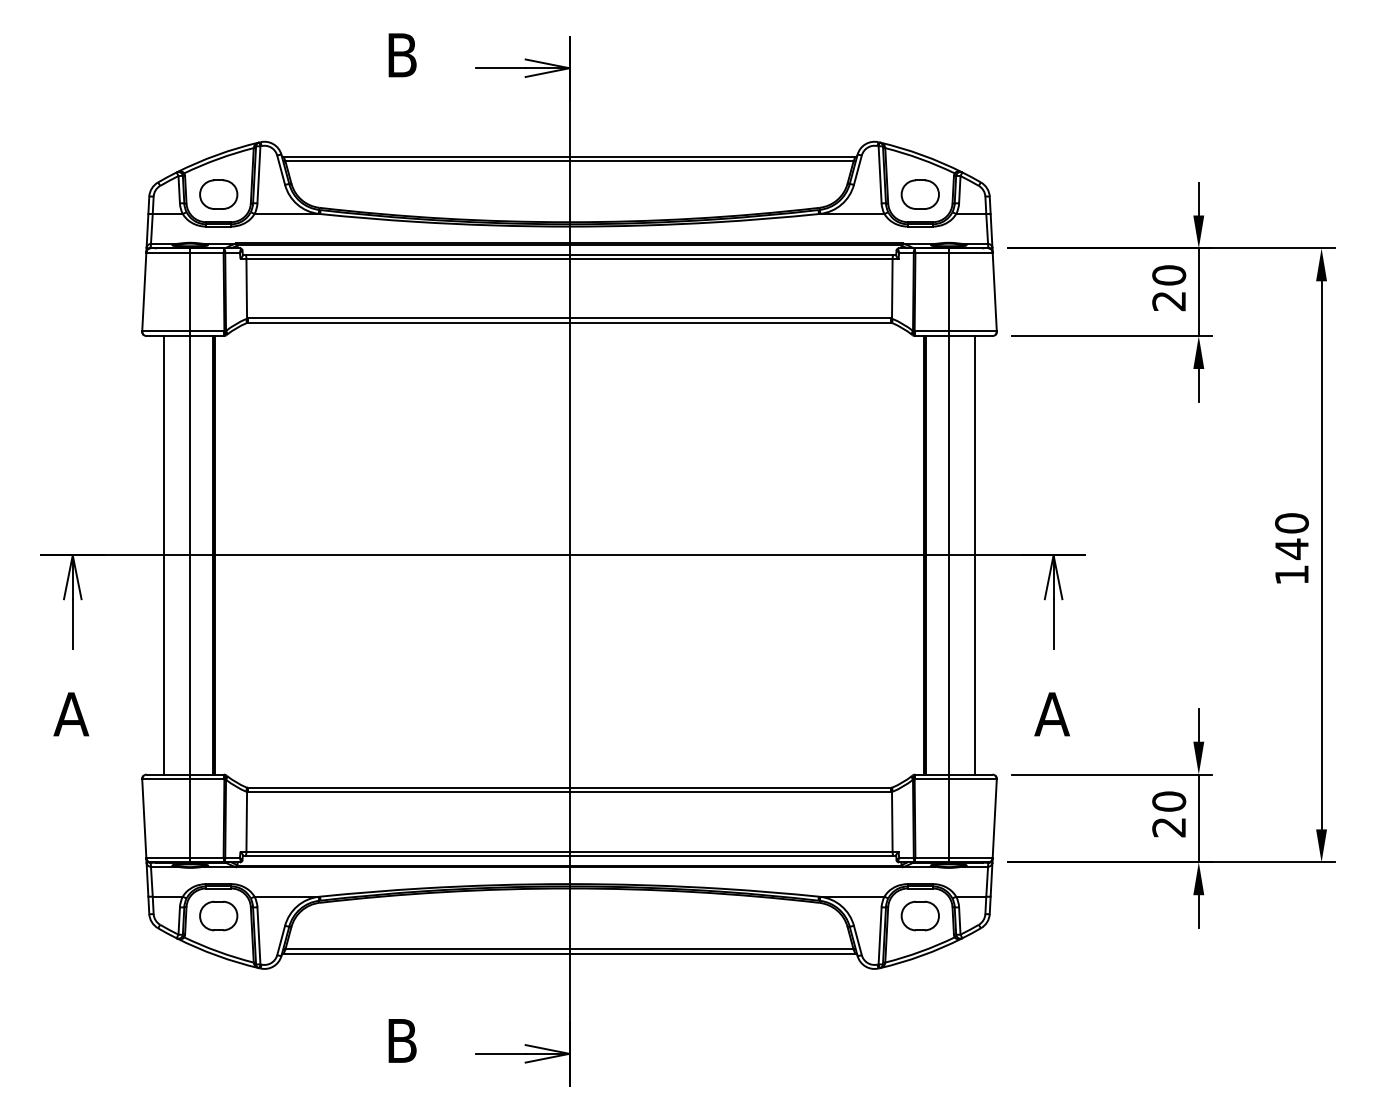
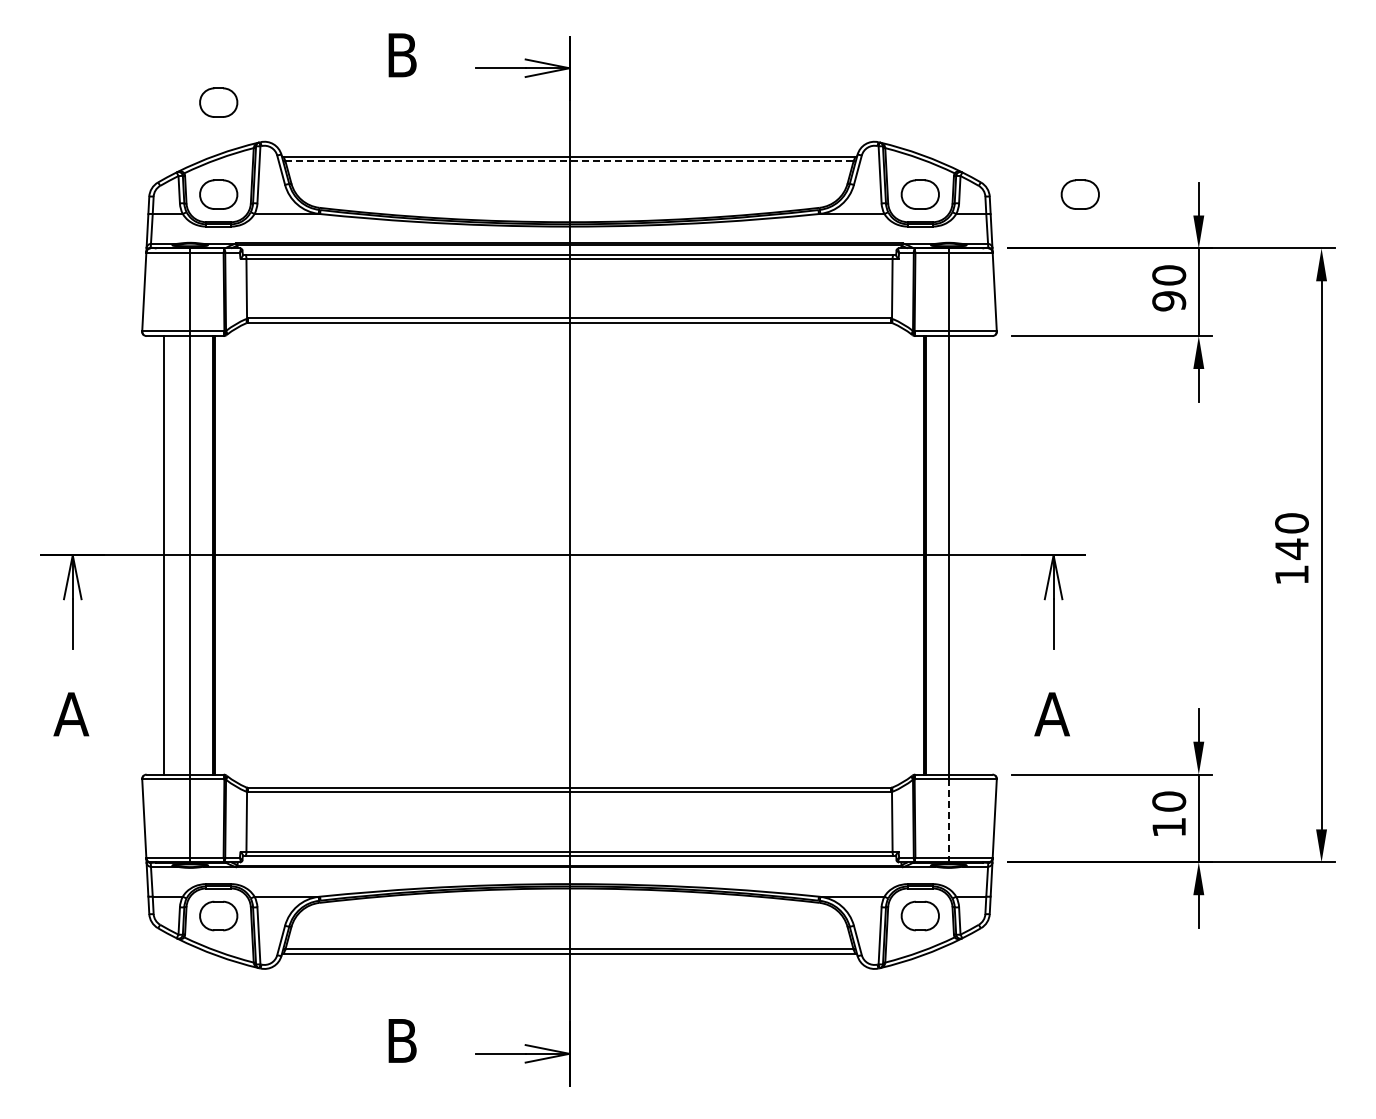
part: none -> present (218, 102)
line: solid -> dashed (570, 161)
part: none -> present (1079, 194)
text: 20 -> 90 (1169, 301)
line: present -> none (975, 555)
line: solid -> dashed (948, 819)
text: 20 -> 10 (1168, 827)
